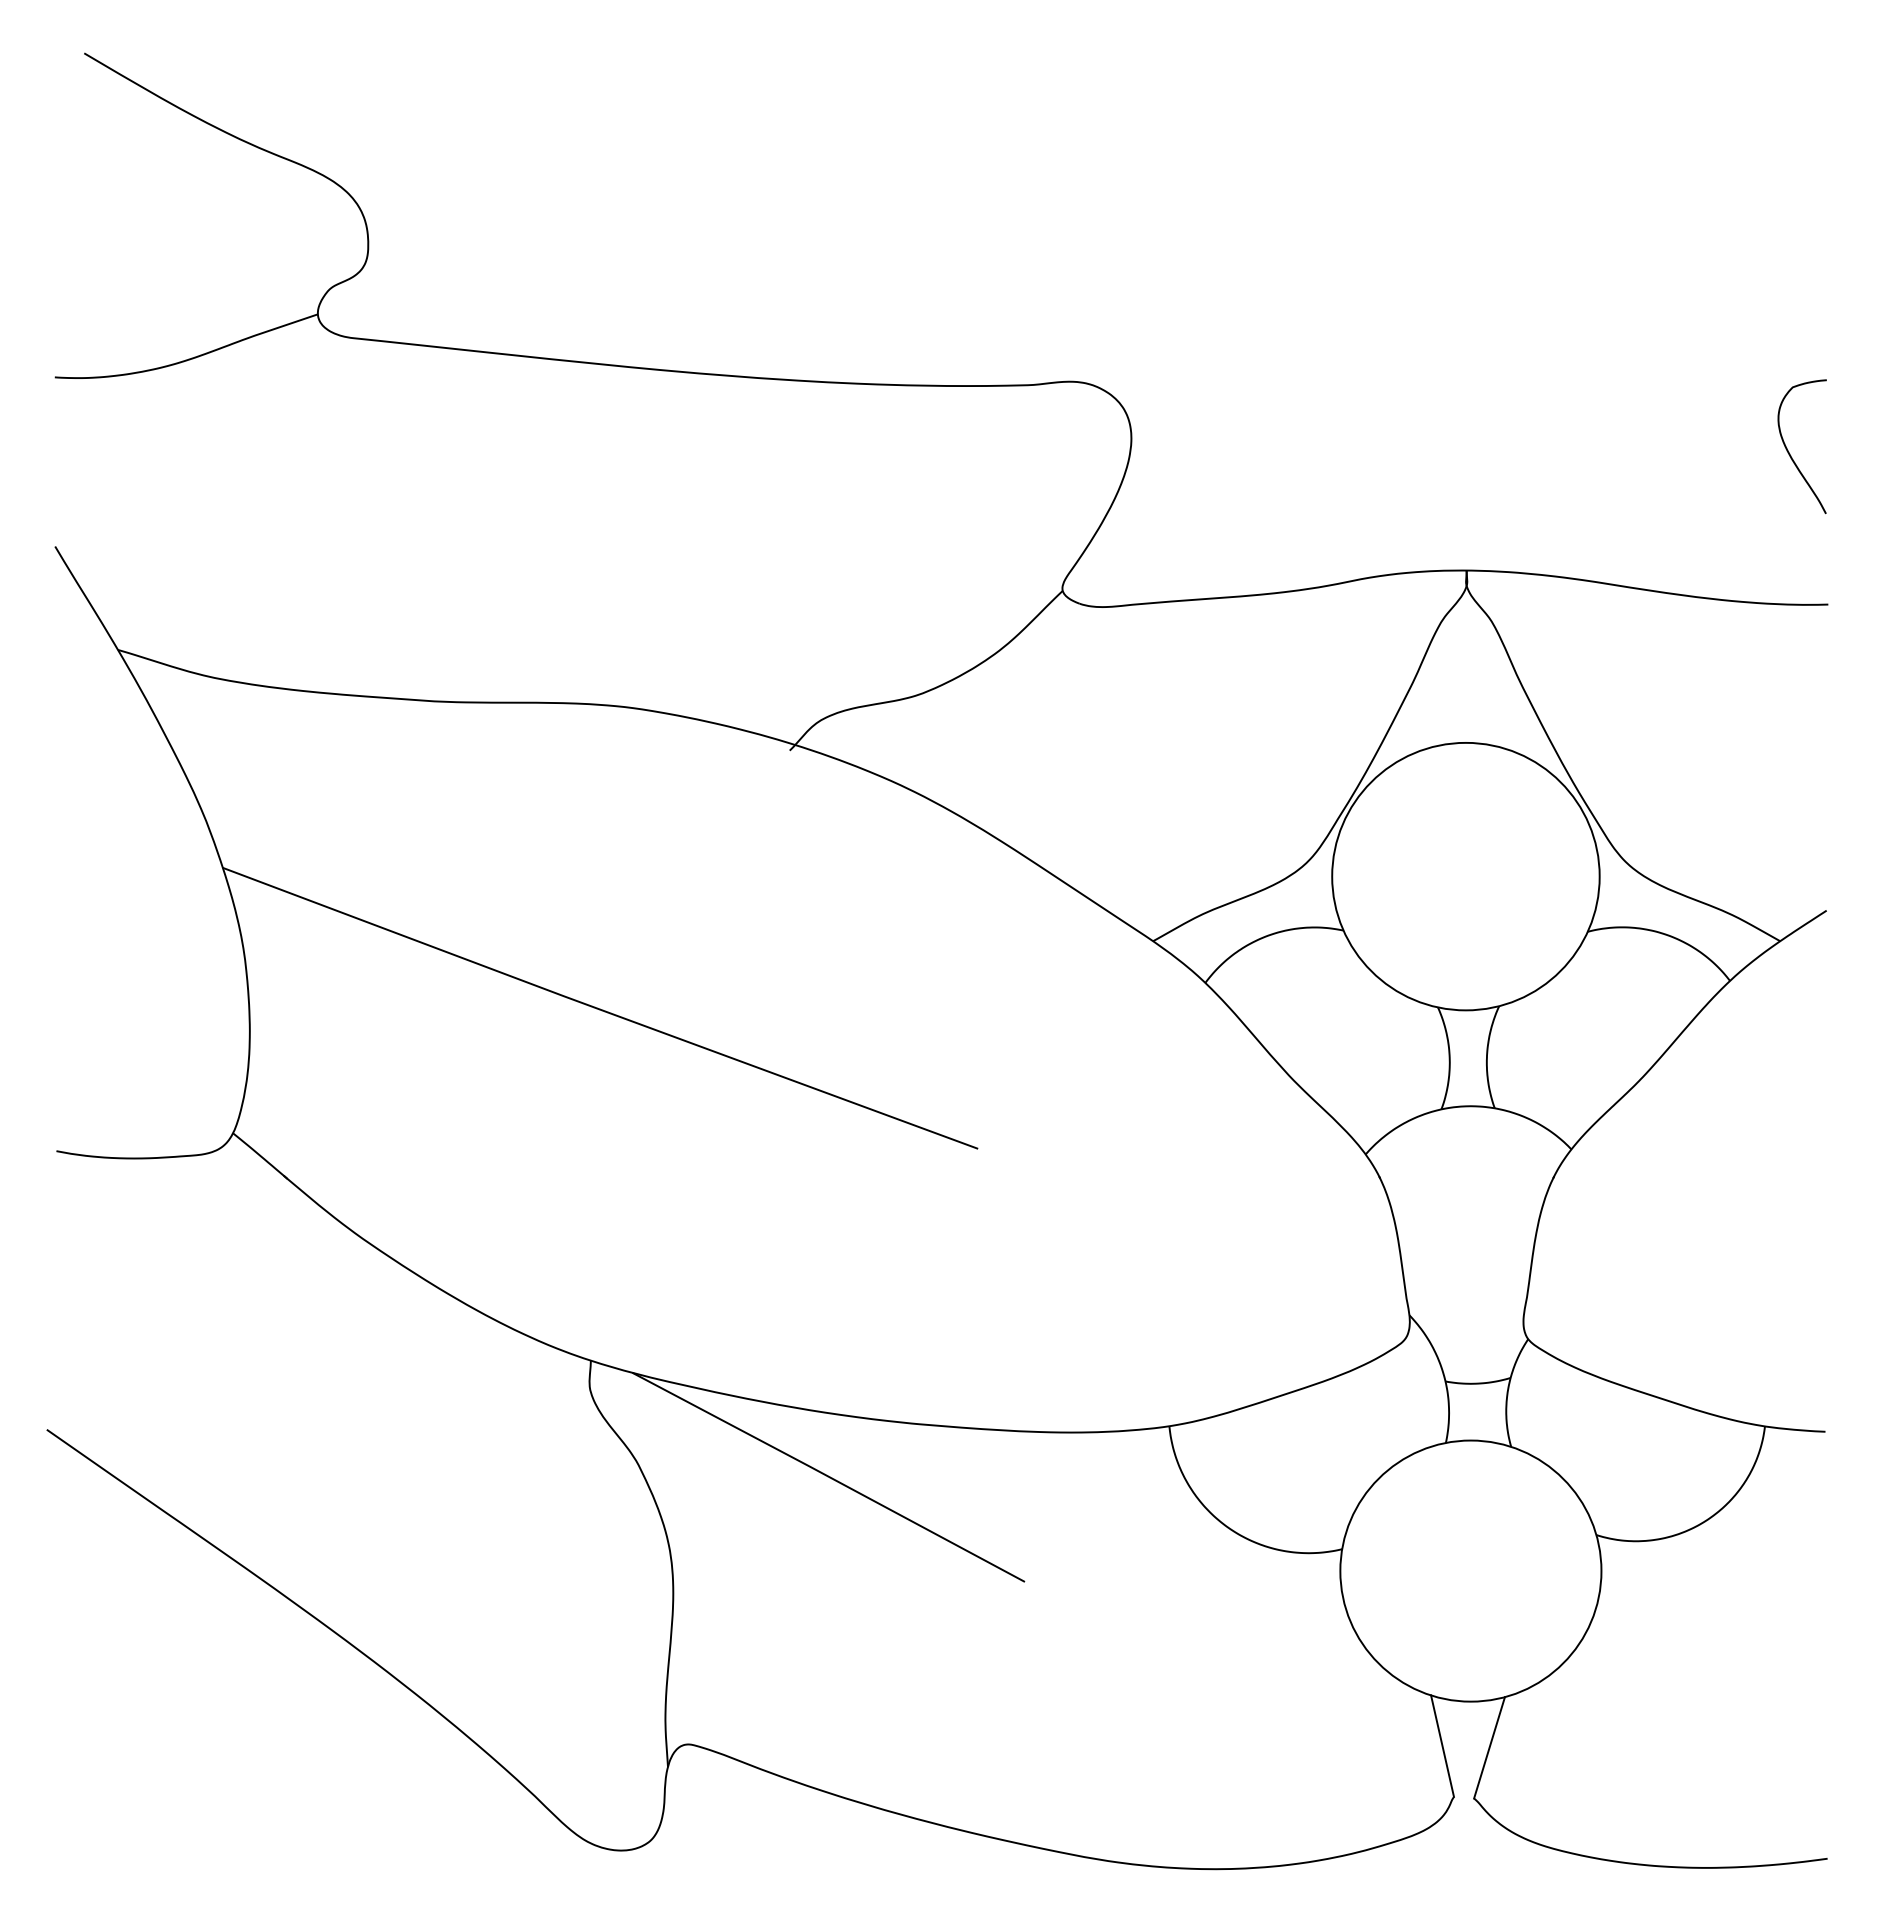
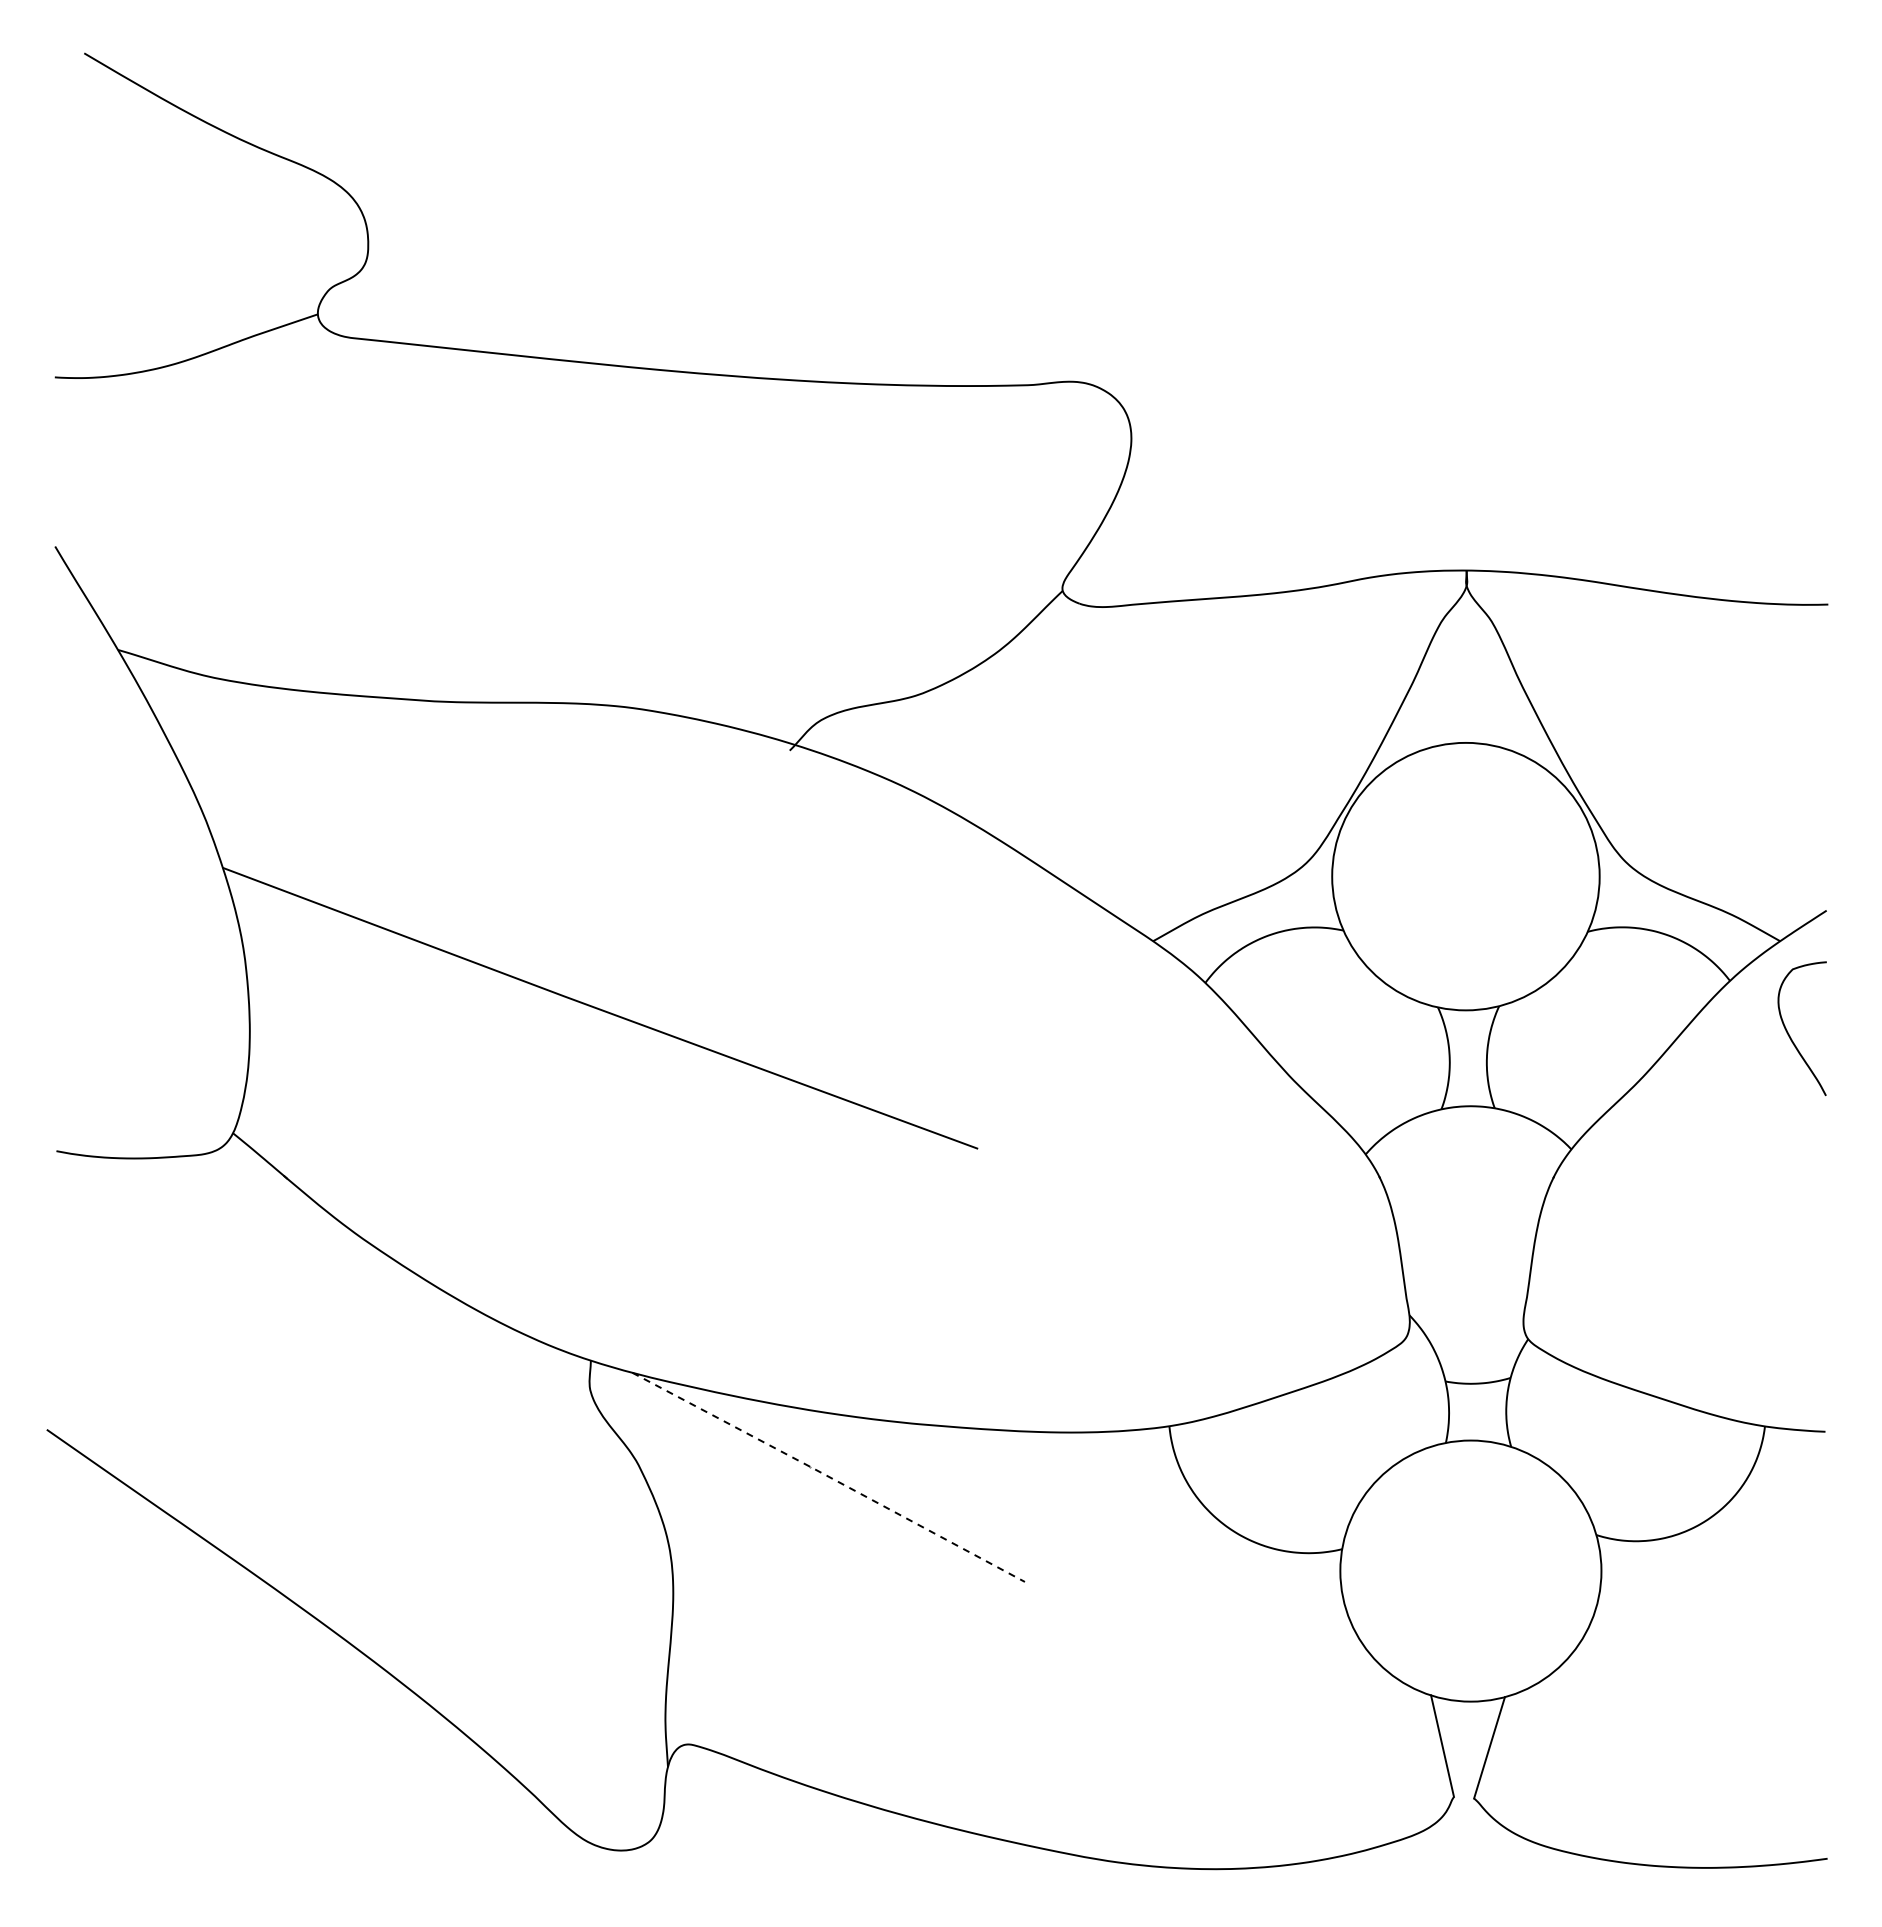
curve position: (1790, 453) -> (1790, 1035) (1790, 1035)
line: solid -> dashed (828, 1476)
